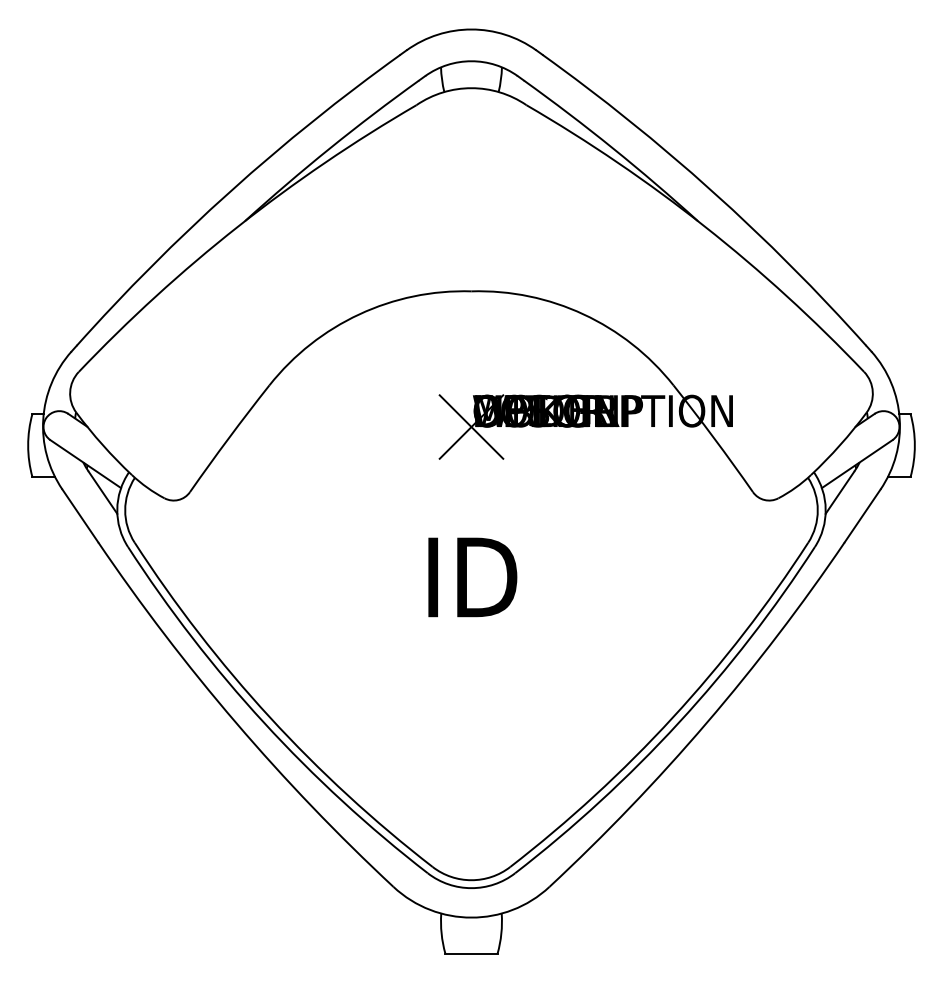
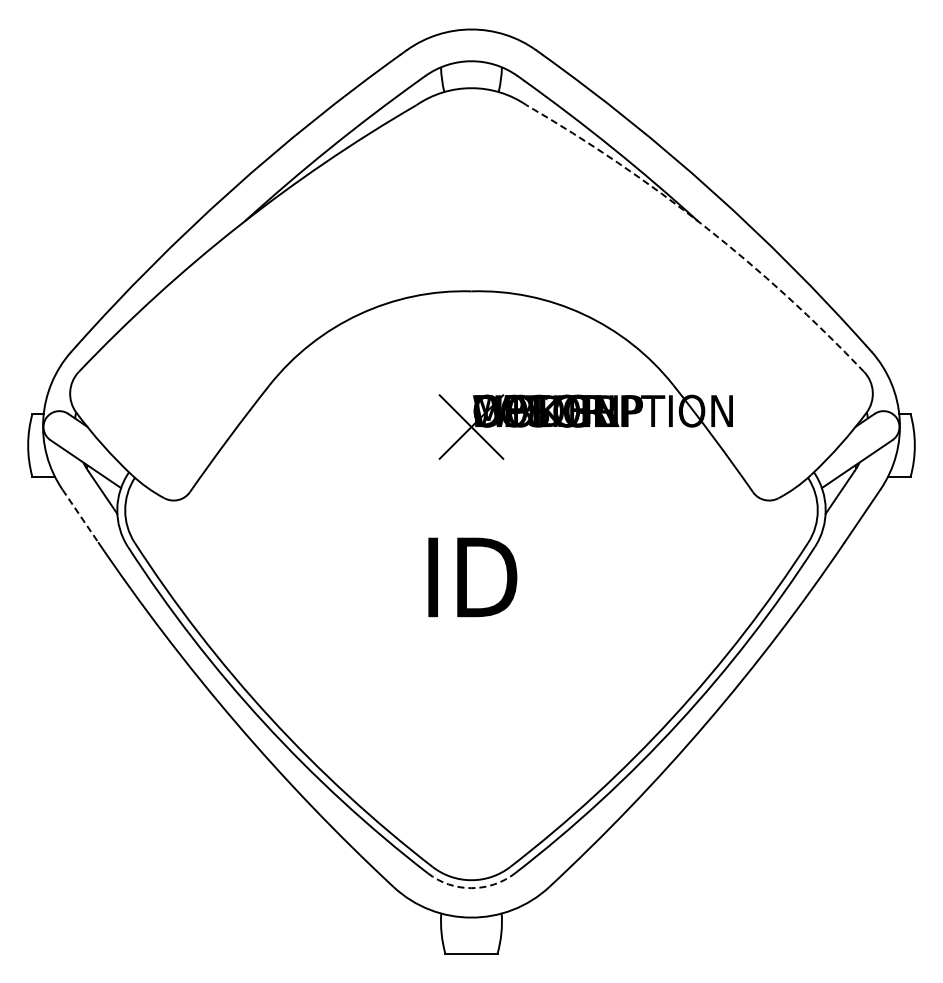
arc: solid -> dashed (704, 226)
line: solid -> dashed (80, 515)
arc: solid -> dashed (471, 888)
